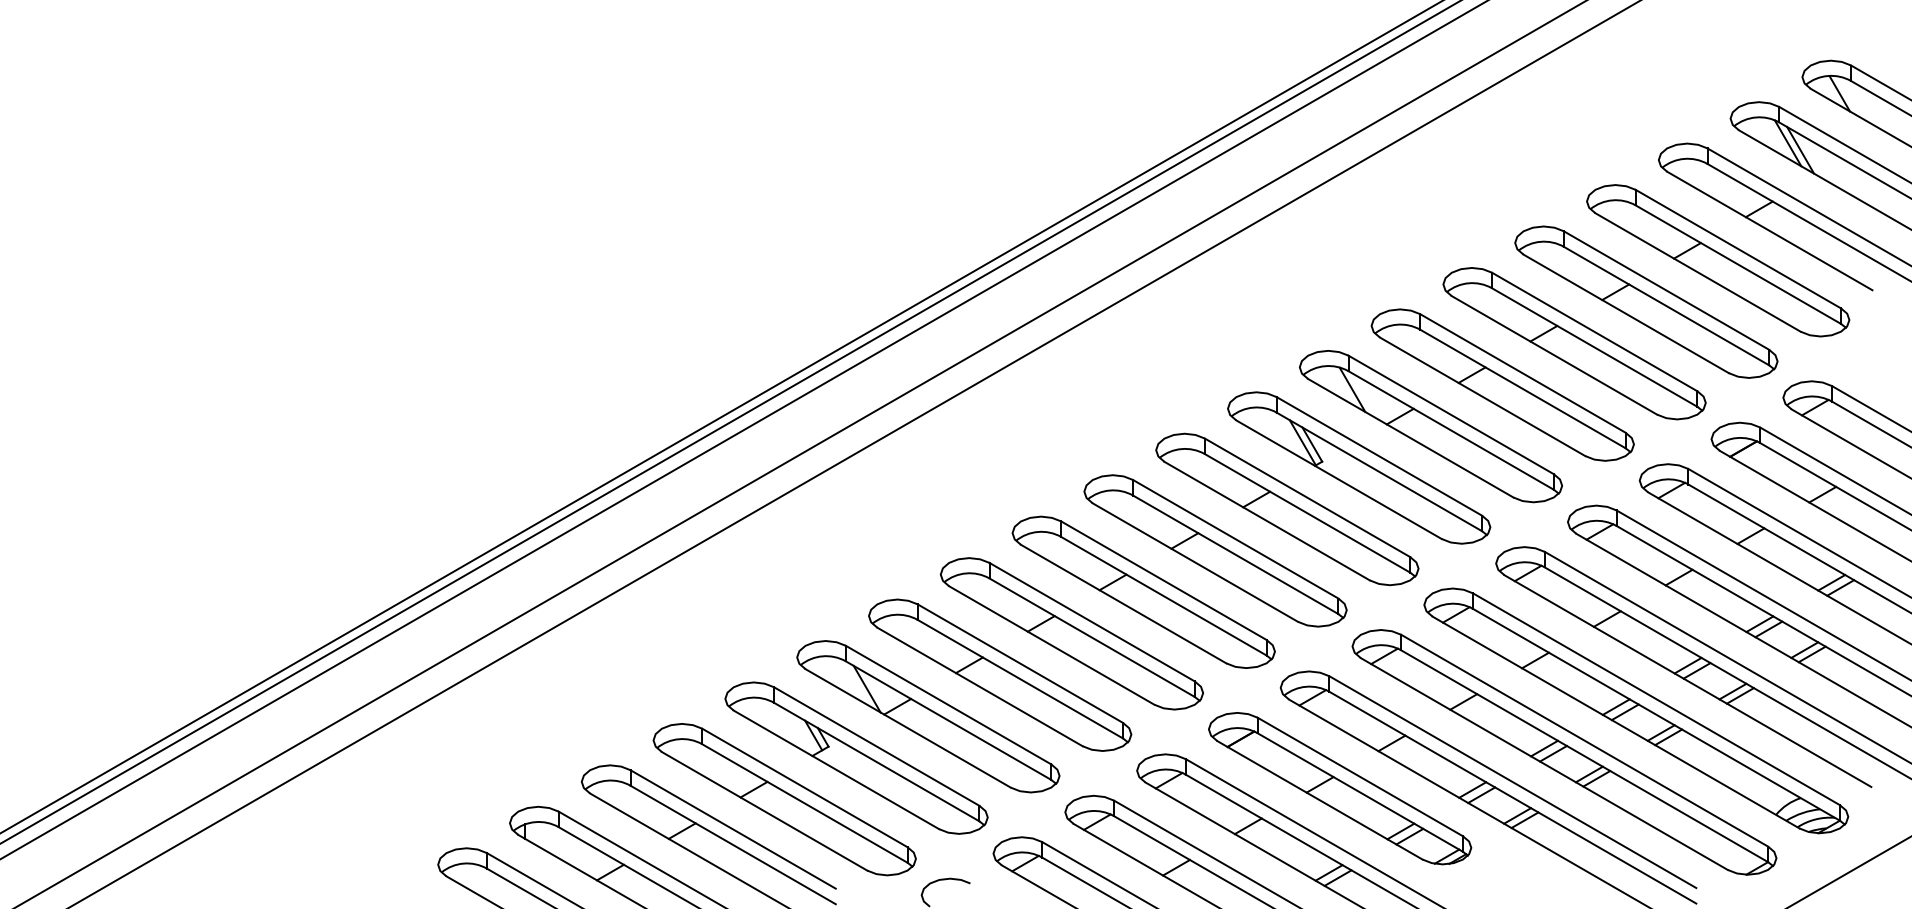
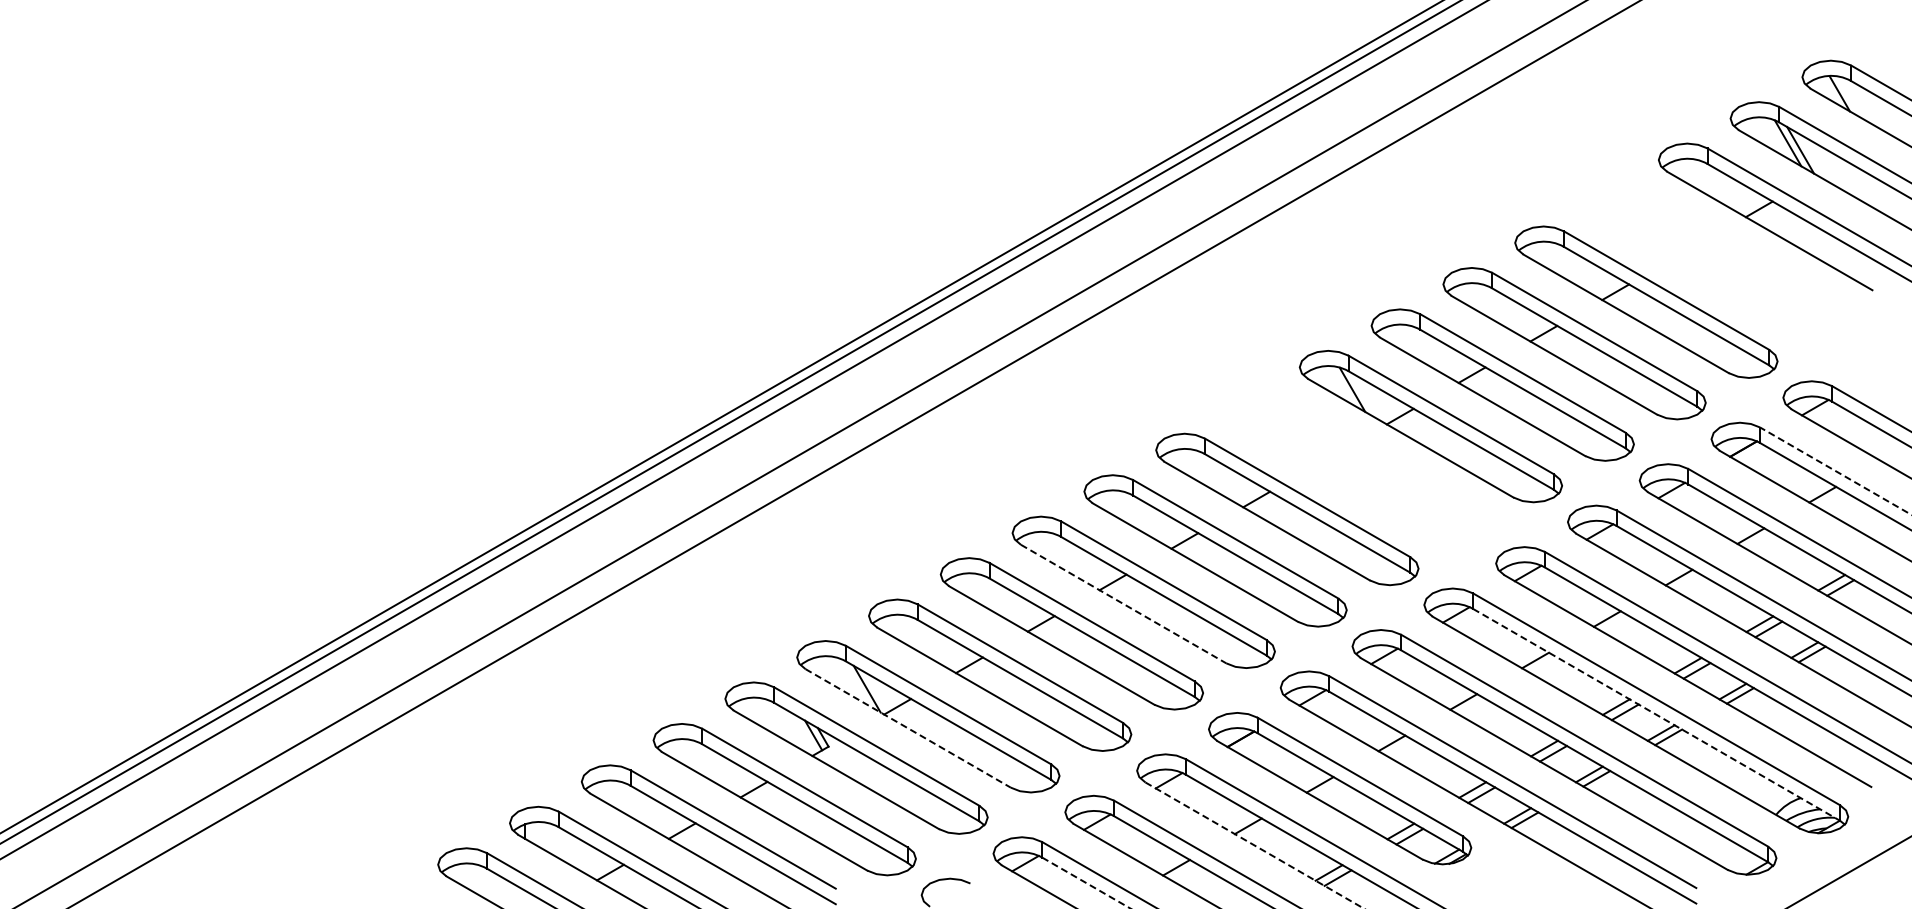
part: present -> none (1718, 260)
part: present -> none (1359, 467)
line: solid -> dashed (1835, 471)
line: solid -> dashed (1123, 604)
line: solid -> dashed (1656, 714)
line: solid -> dashed (908, 728)
line: solid -> dashed (1255, 845)
line: solid -> dashed (1086, 883)
